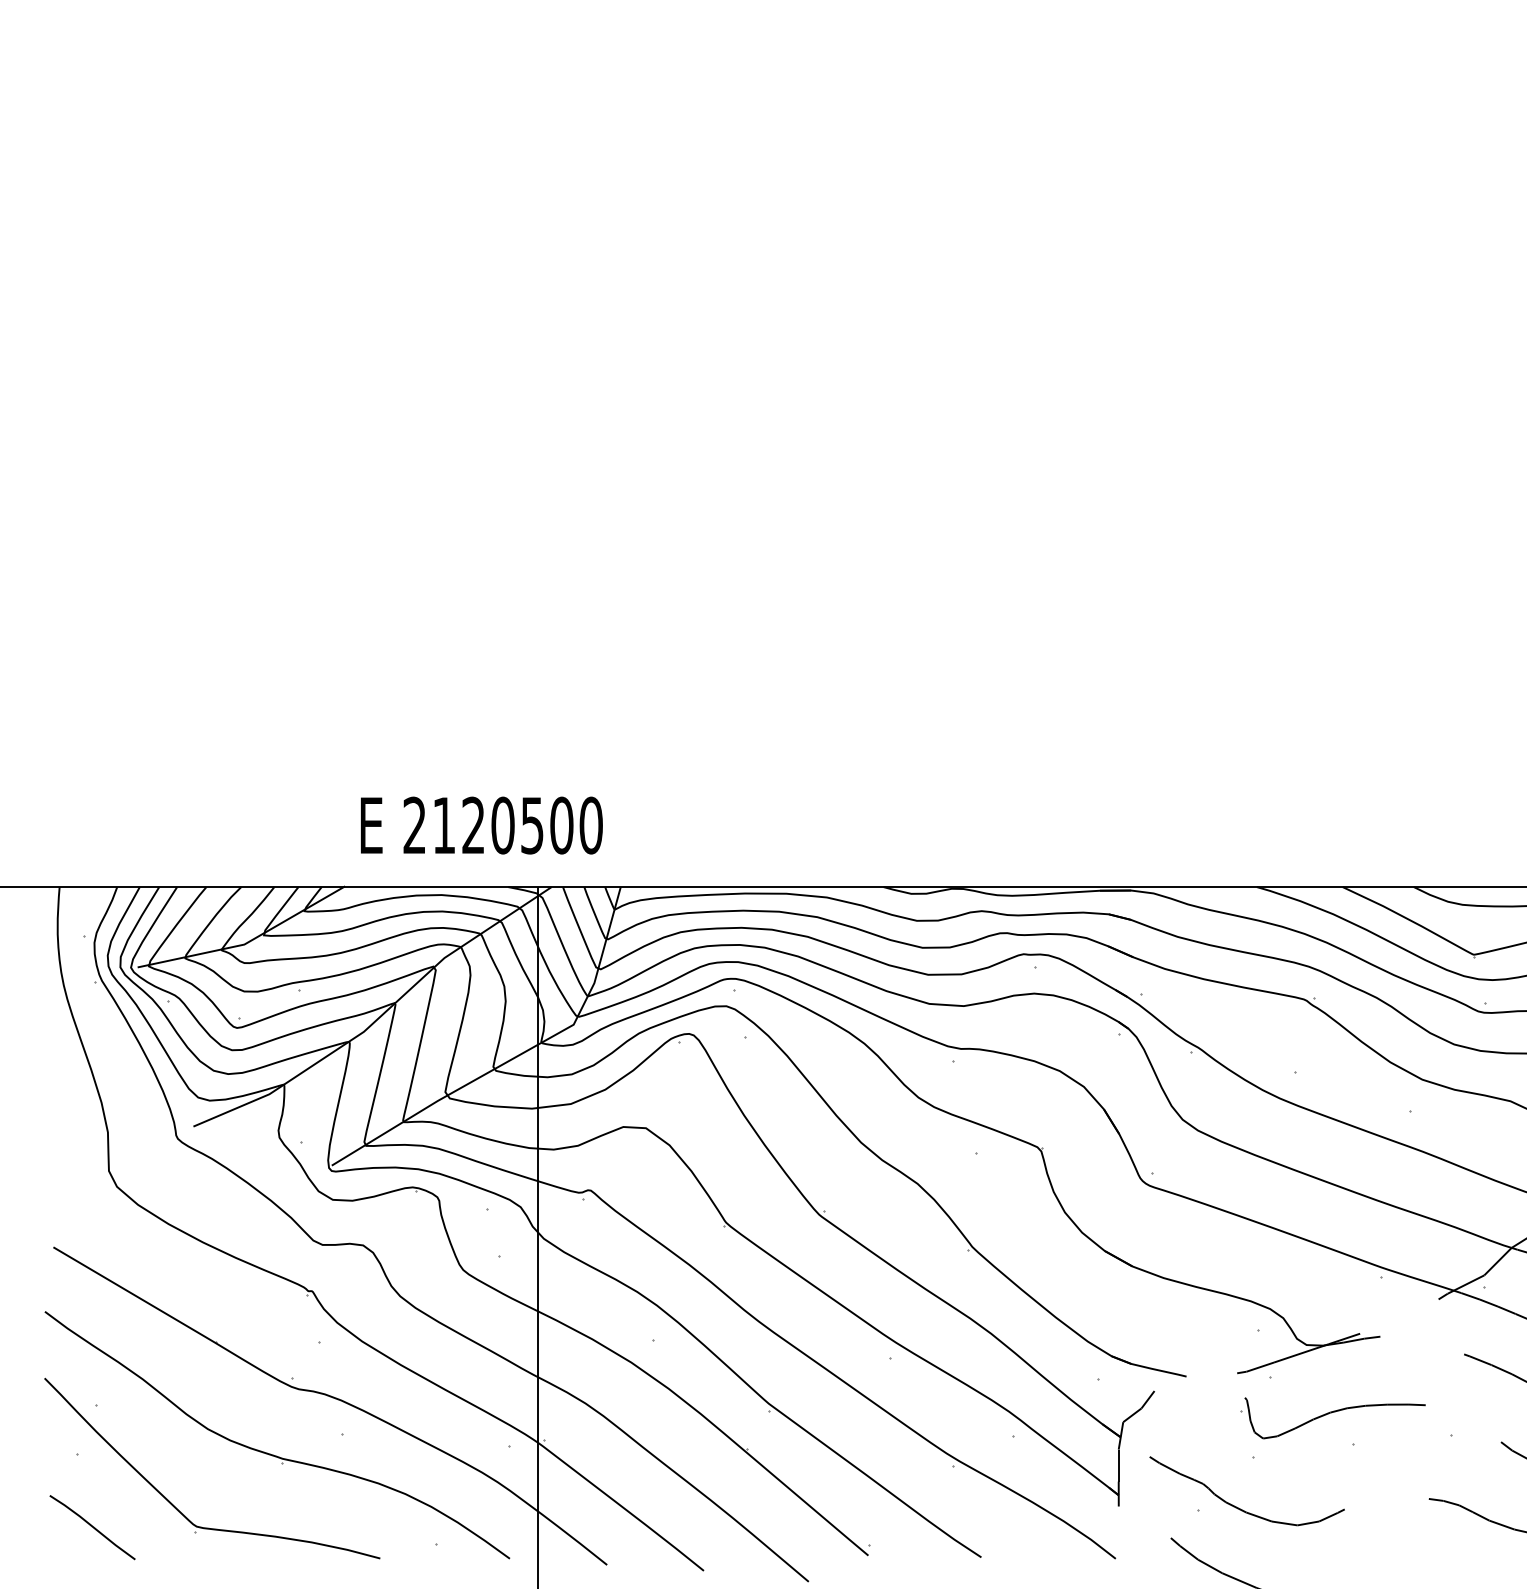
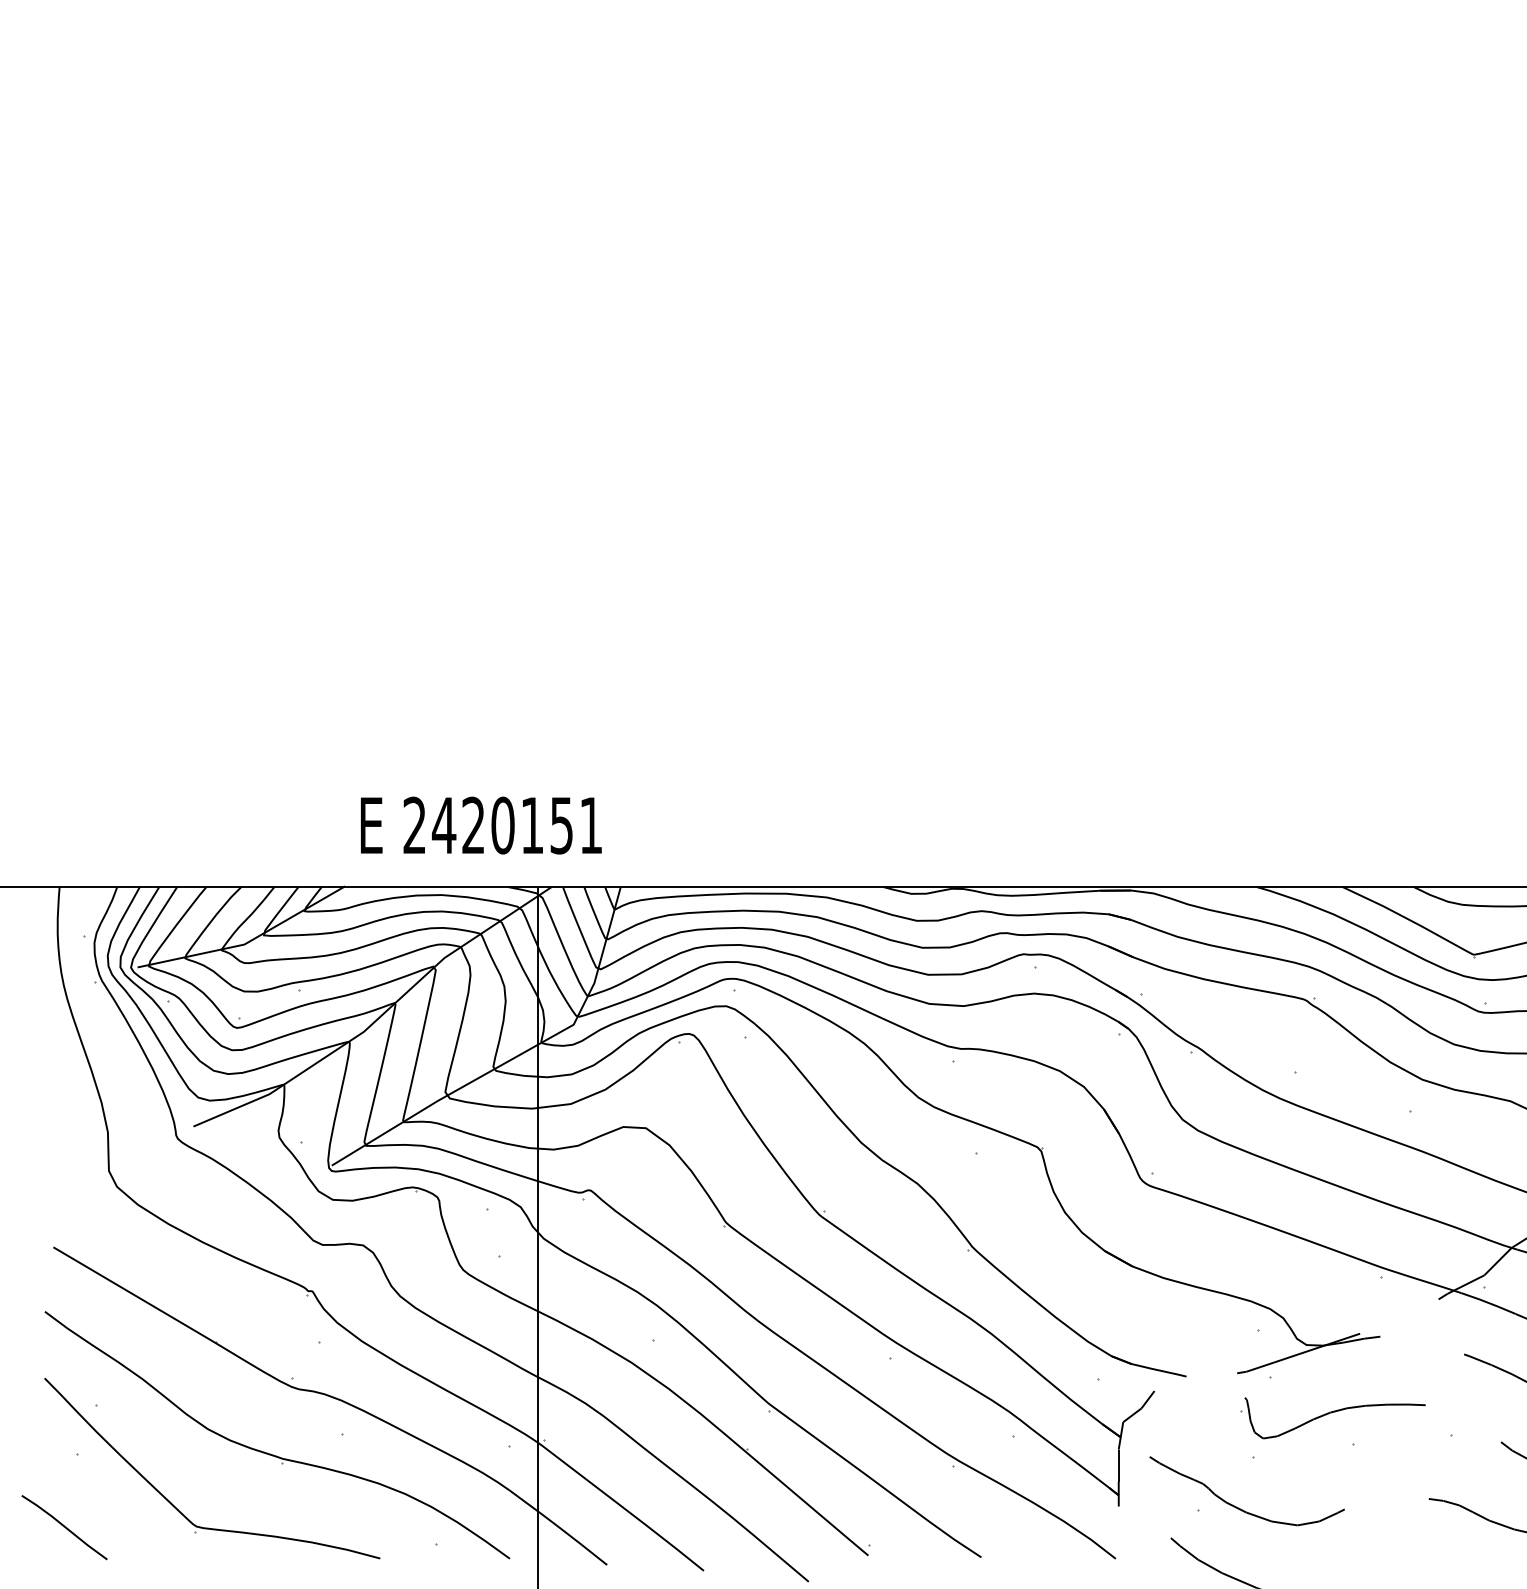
text: 2120500 -> 2420151 (516, 825)
line position: (92, 1527) -> (64, 1527) (64, 1527)
